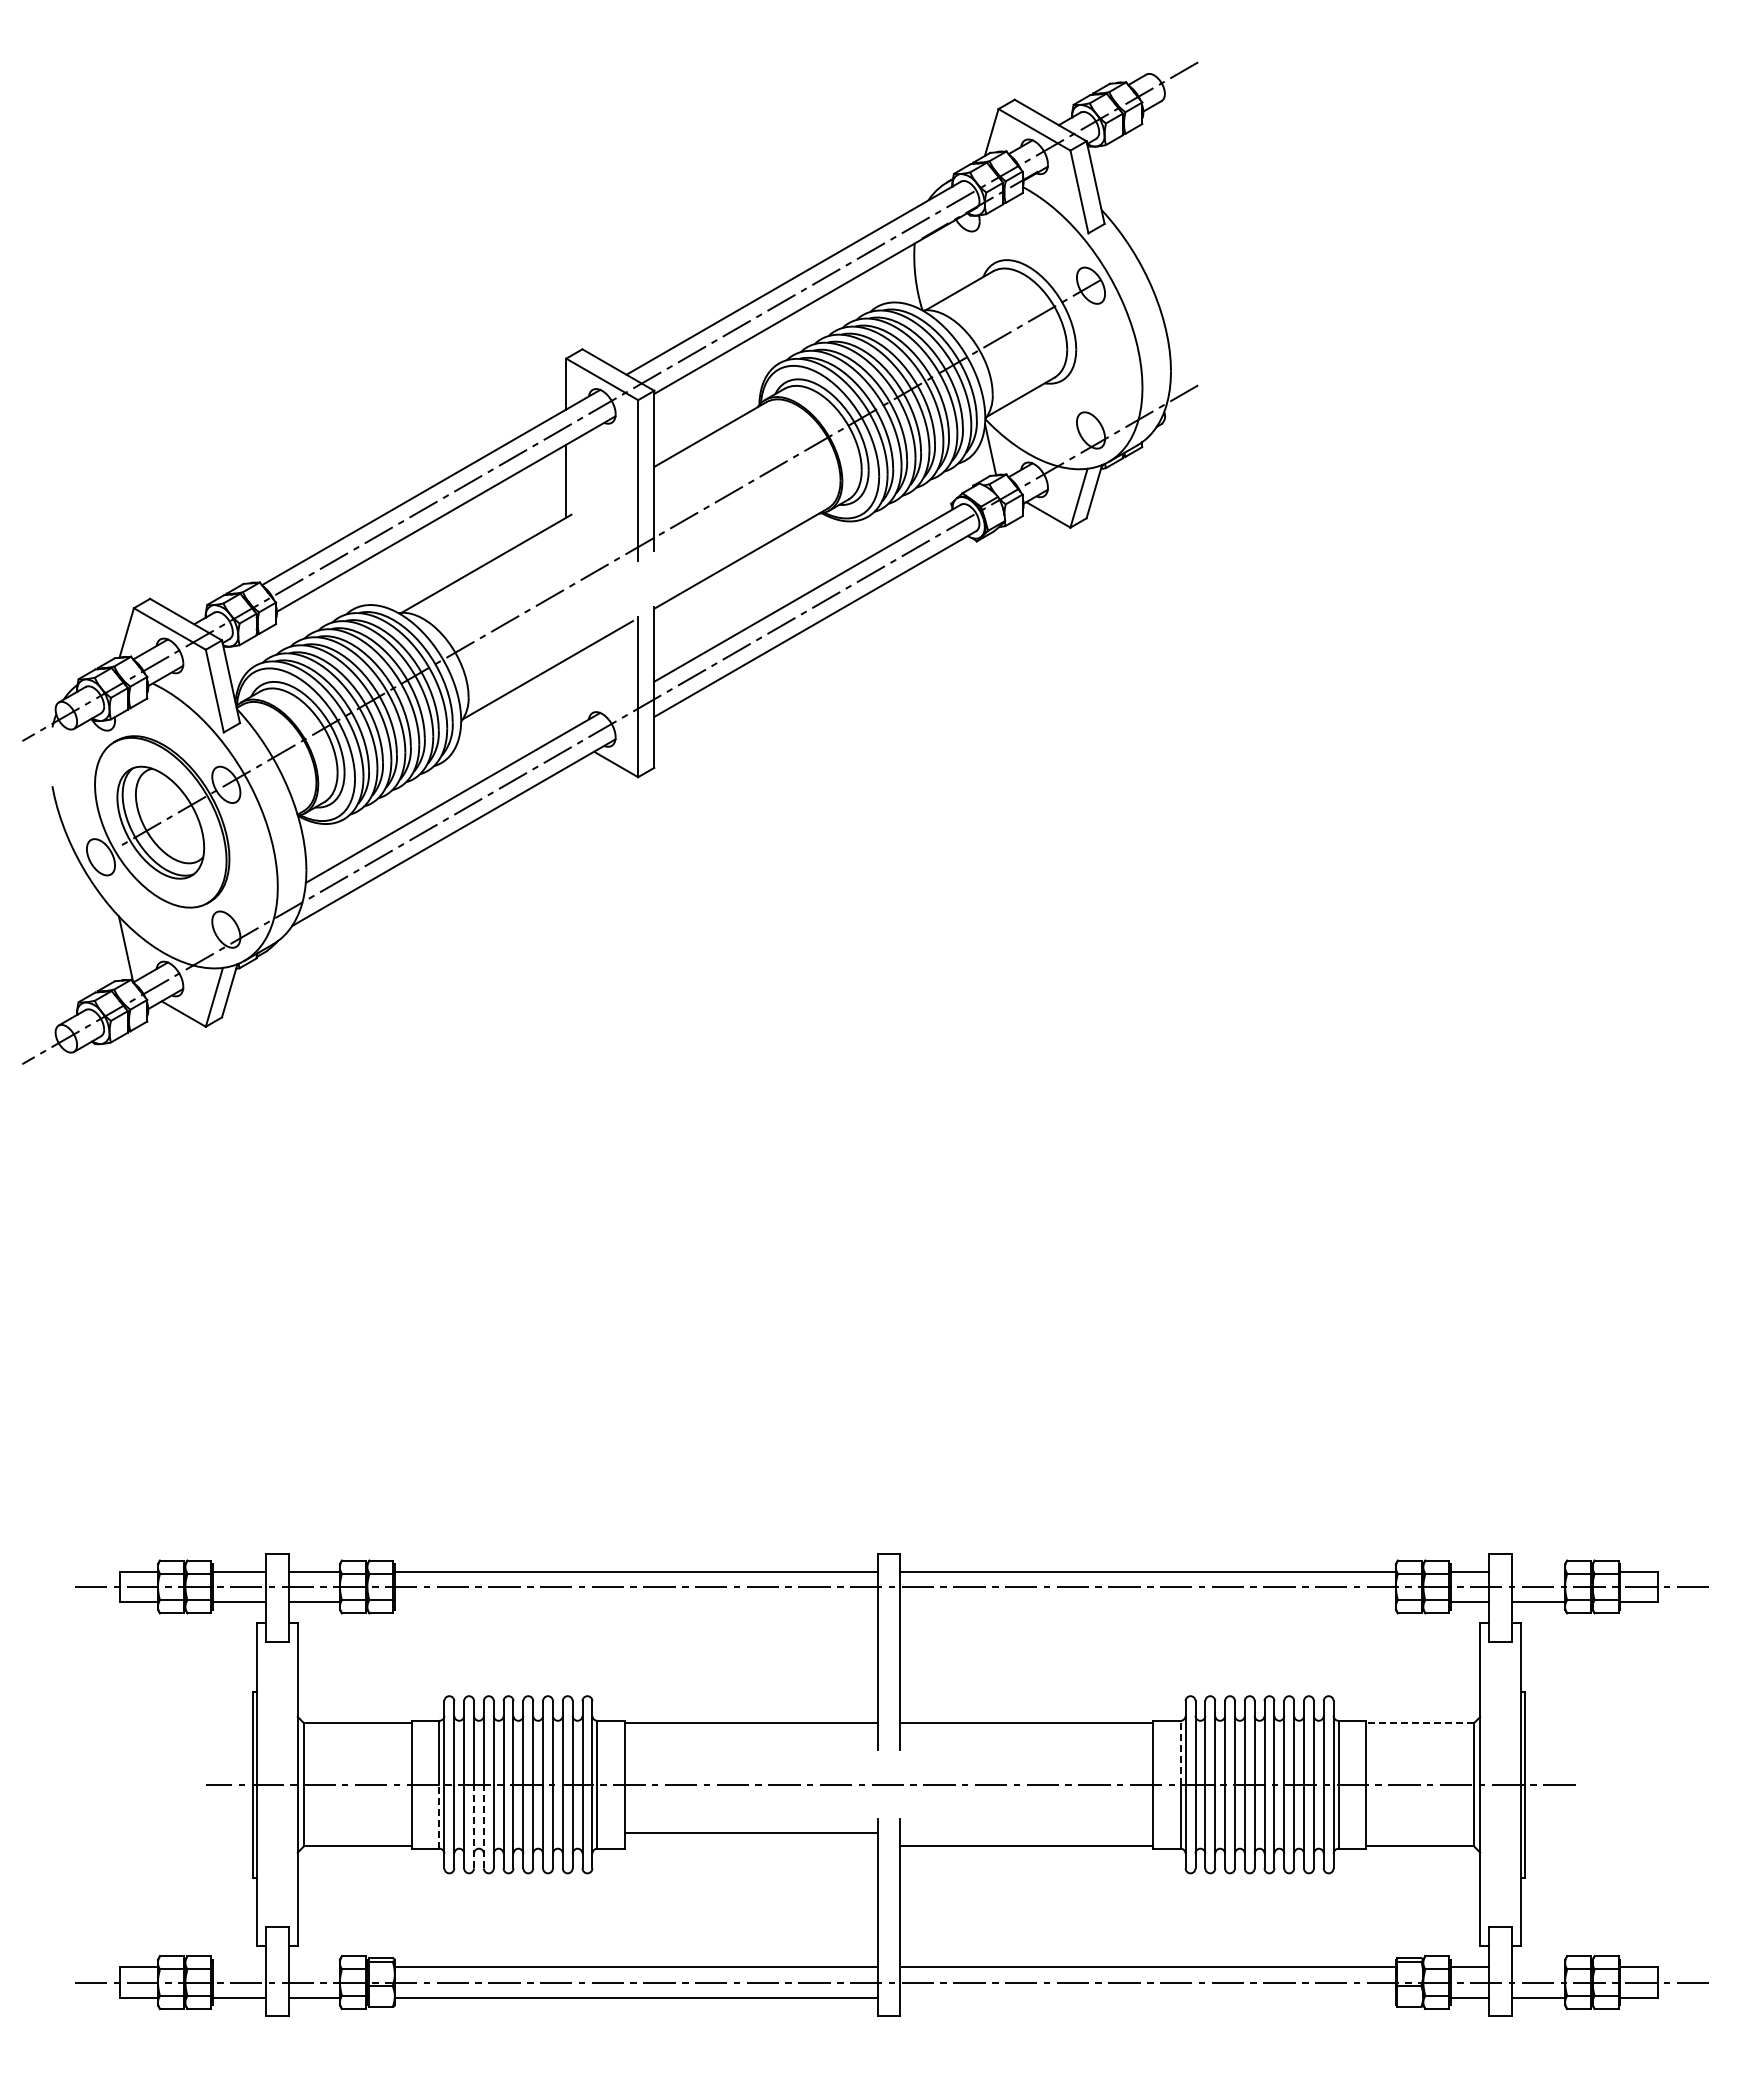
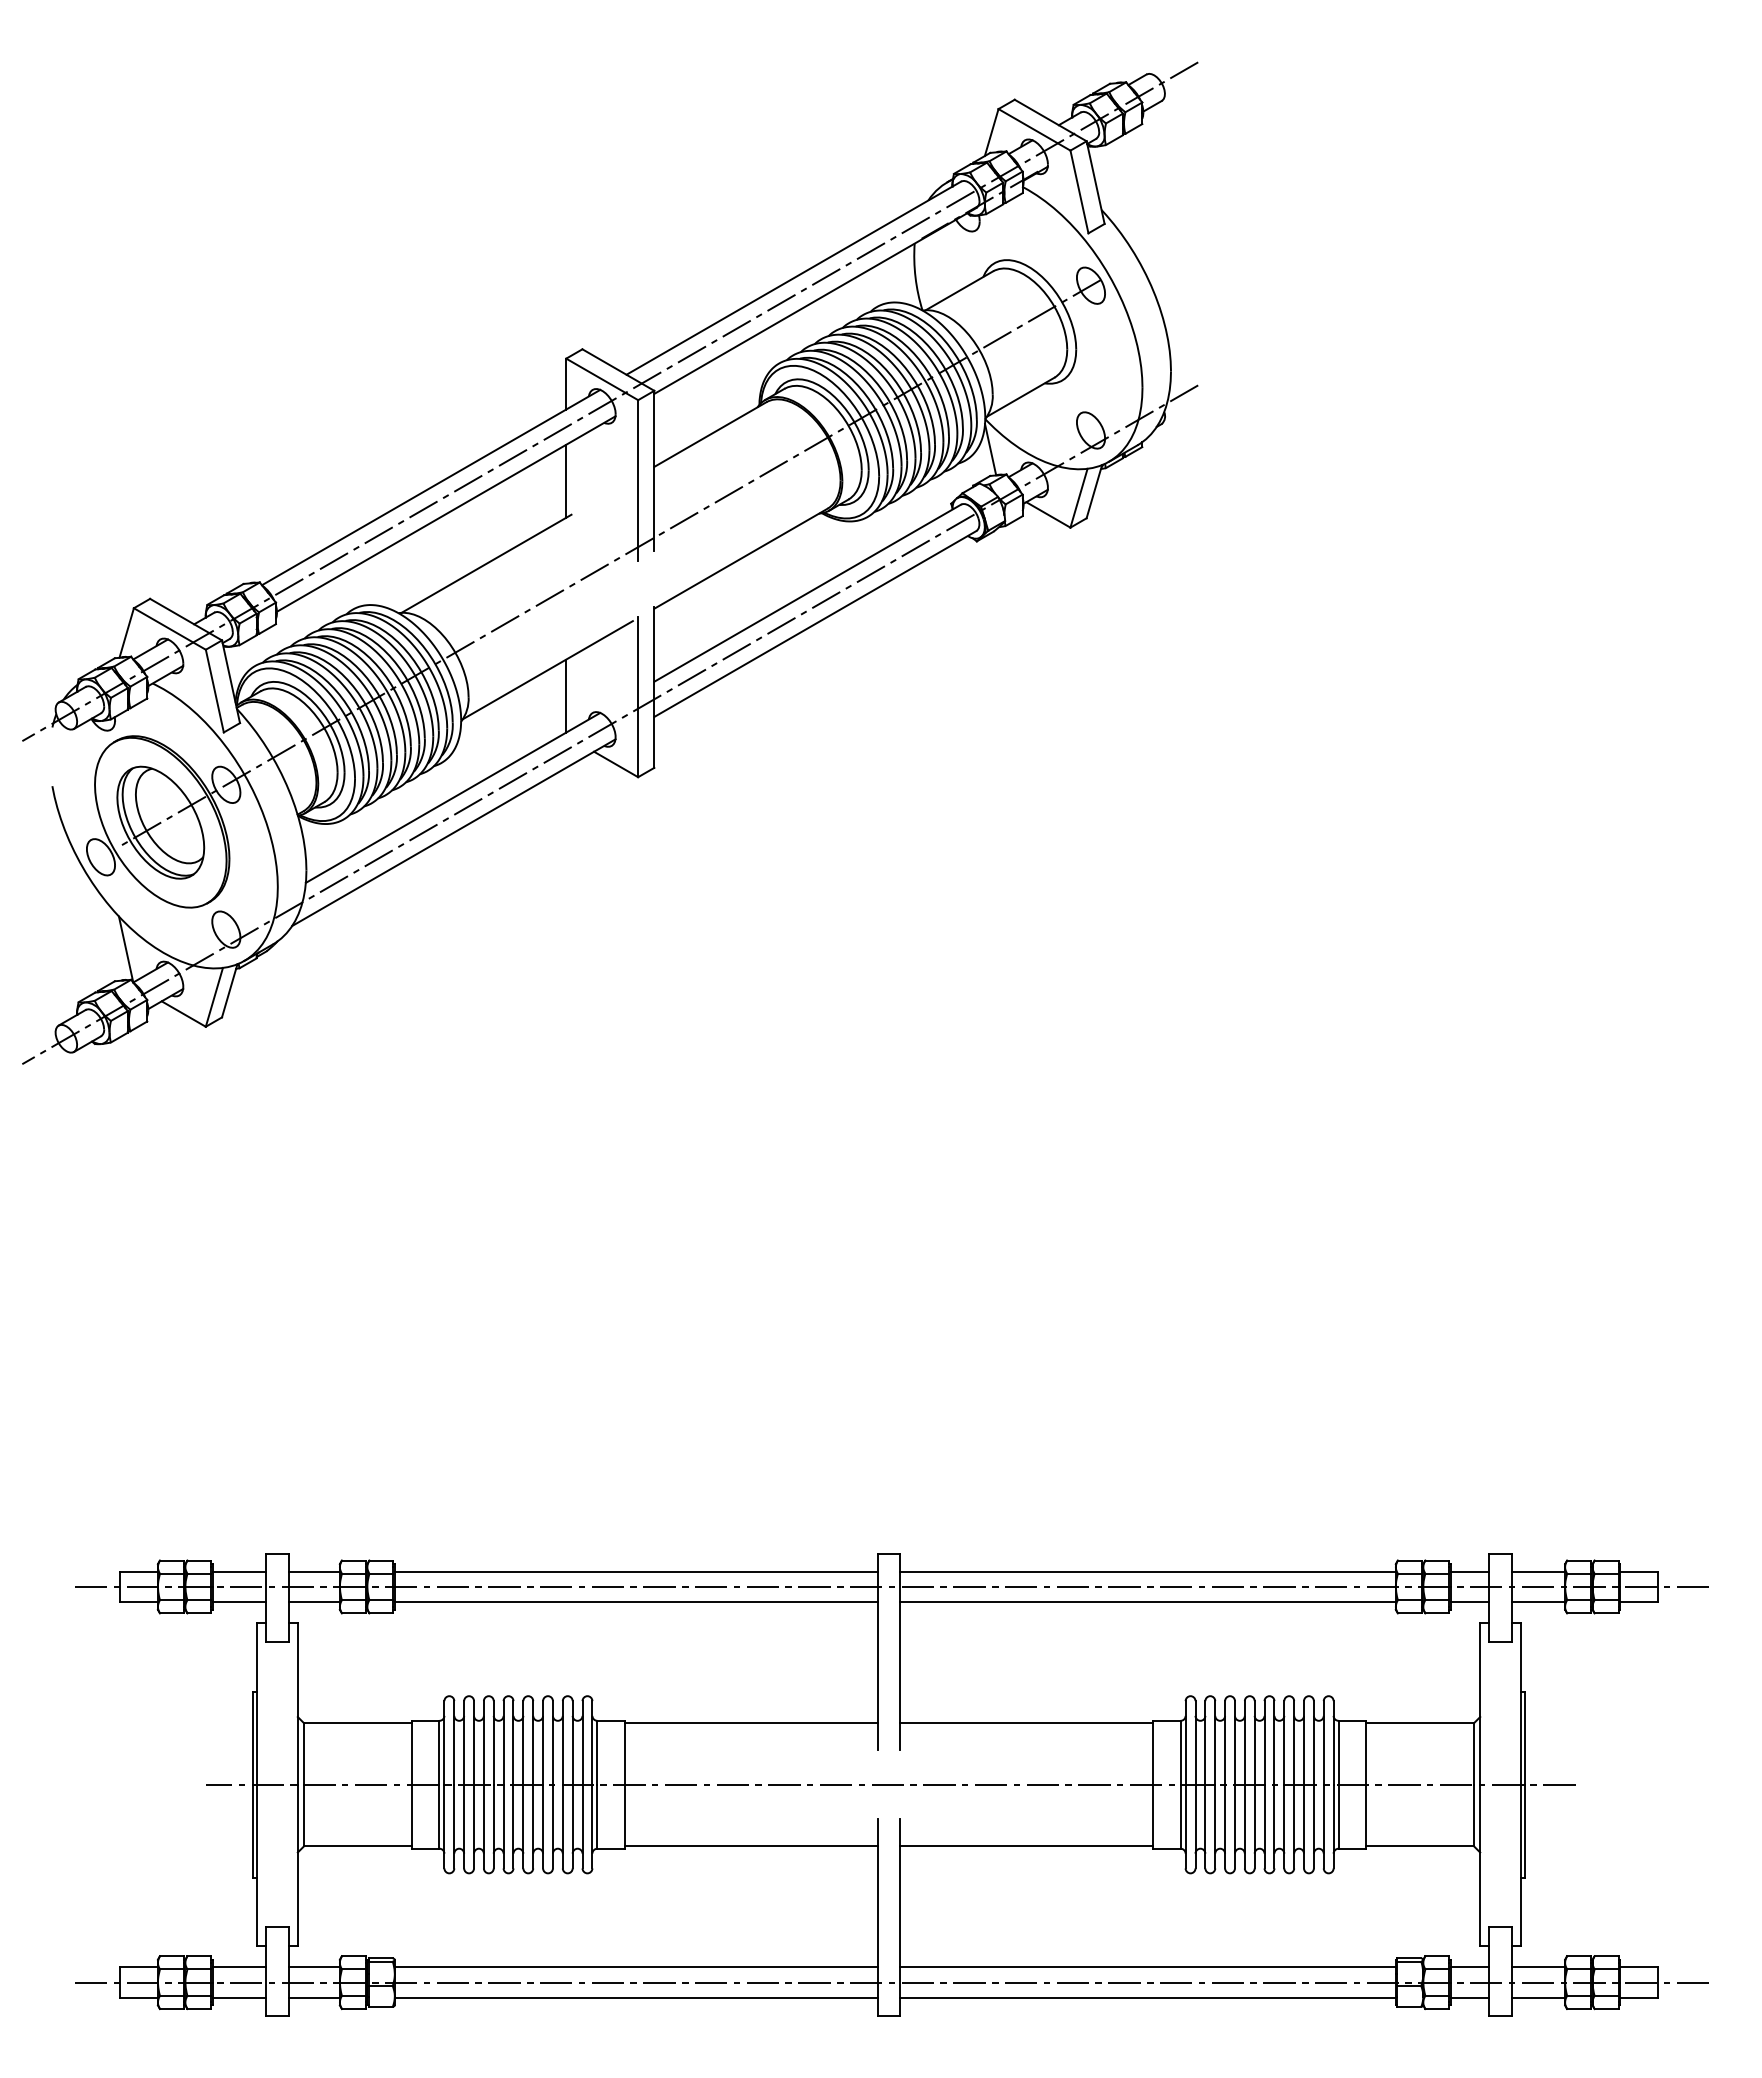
line: none -> present (566, 695)
line: none -> present (1538, 1571)
line: none -> present (635, 1602)
line: none -> present (1147, 1602)
line: dashed -> solid (1419, 1723)
line: dashed -> solid (1180, 1752)
line: dashed -> solid (439, 1816)
line: dashed -> solid (474, 1826)
line: dashed -> solid (483, 1826)
line position: (750, 1833) -> (750, 1846) (750, 1846)
line: none -> present (239, 1967)
line: none -> present (314, 1967)
line: none -> present (1538, 1967)
line: none -> present (1147, 1997)
